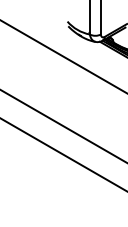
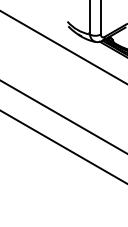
line position: (63, 56) -> (63, 47) (63, 47)
line position: (63, 126) -> (63, 116) (63, 116)
line position: (63, 154) -> (63, 146) (63, 146)
